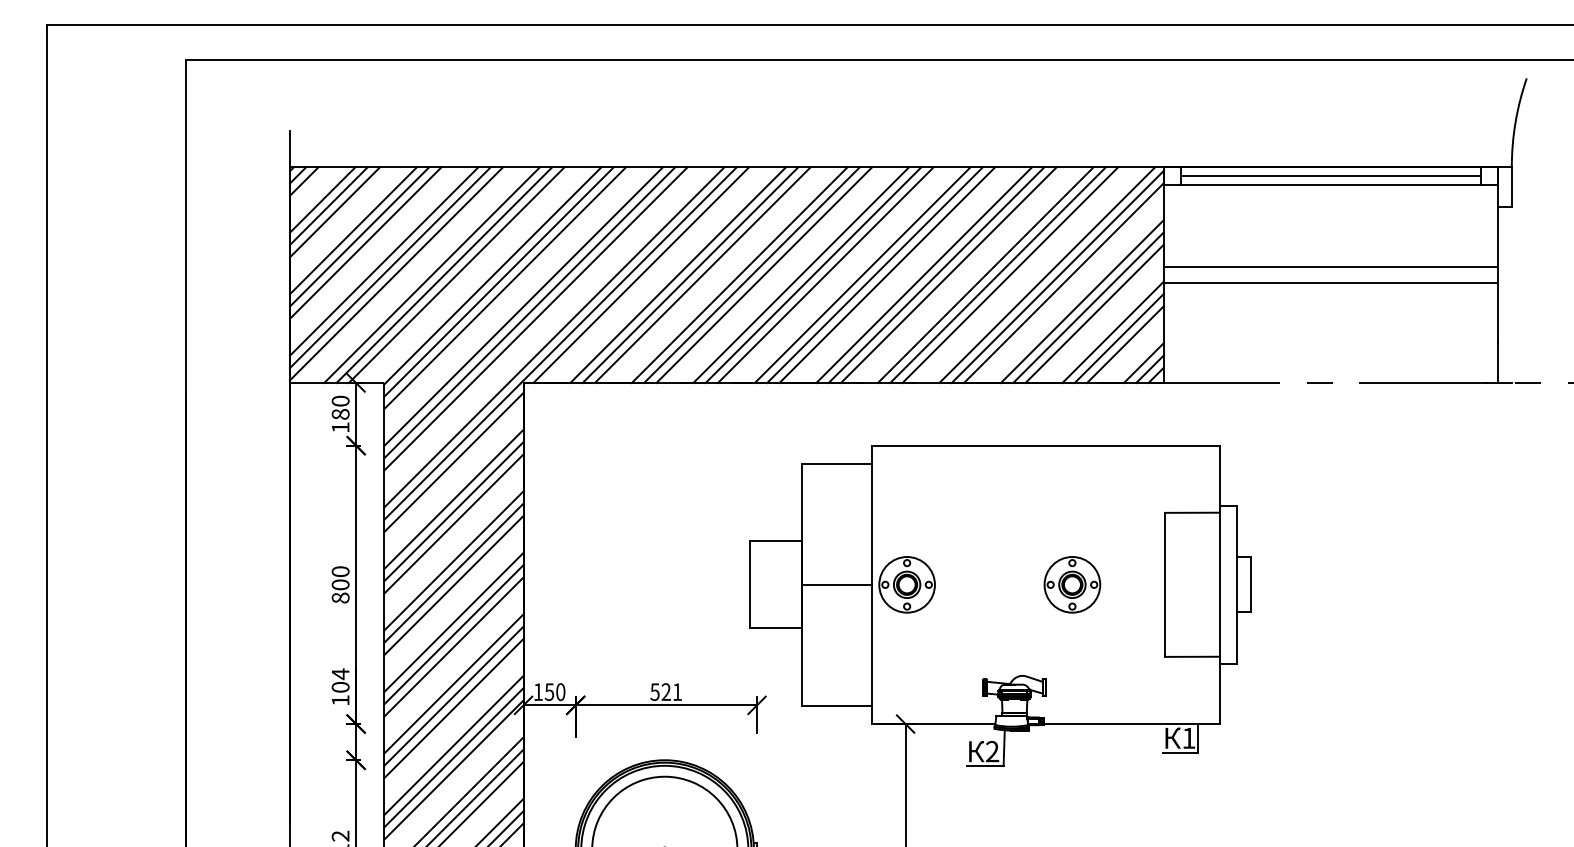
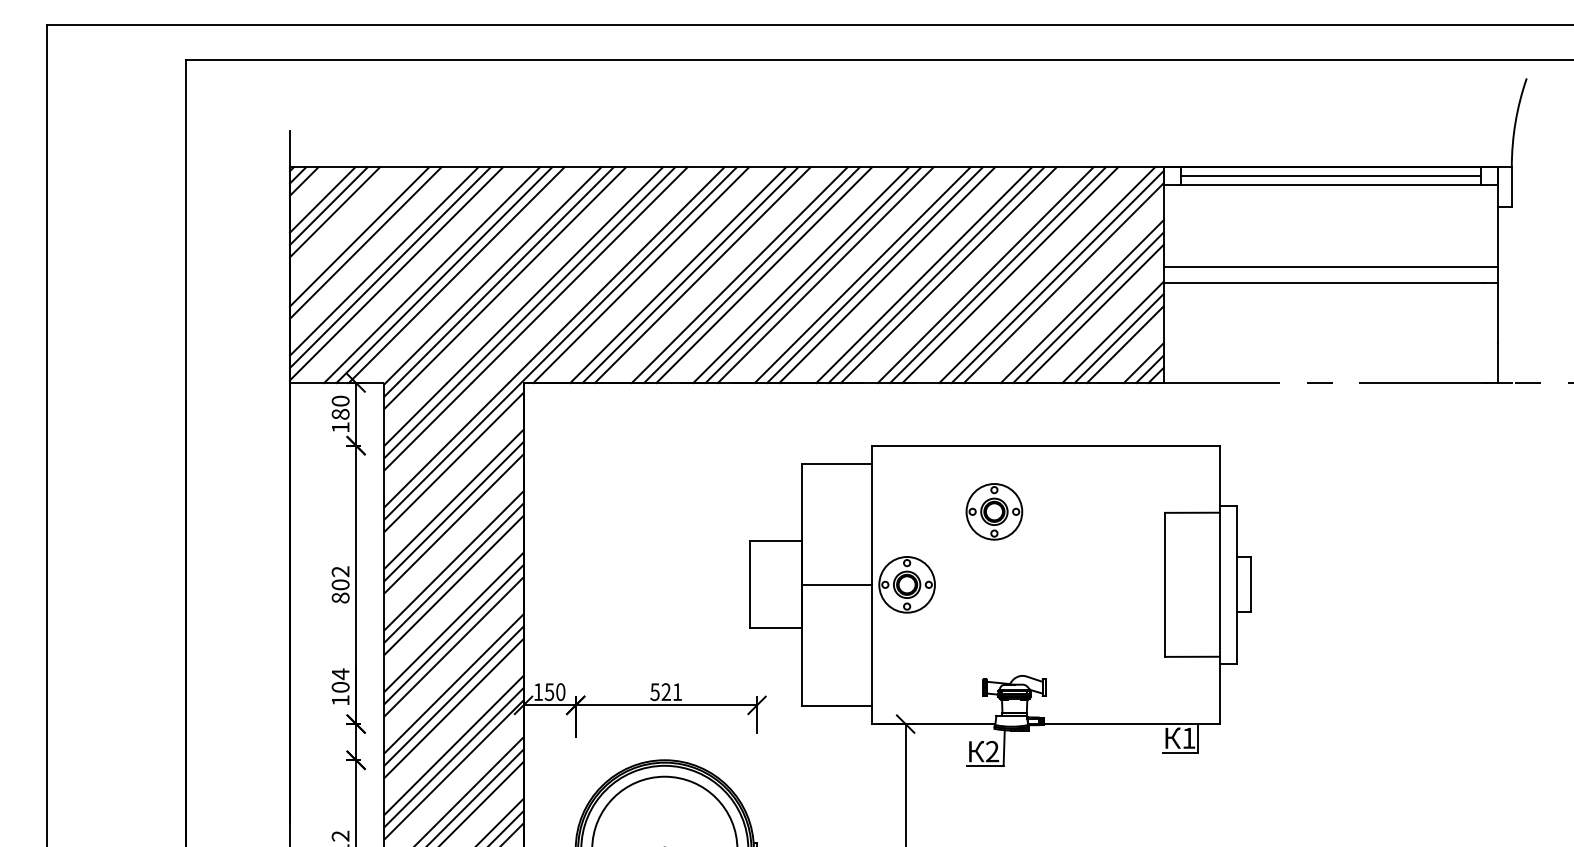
line: present -> none (353, 230)
text: 800 -> 802 (340, 571)
part position: (1072, 584) -> (994, 511) (994, 511)
